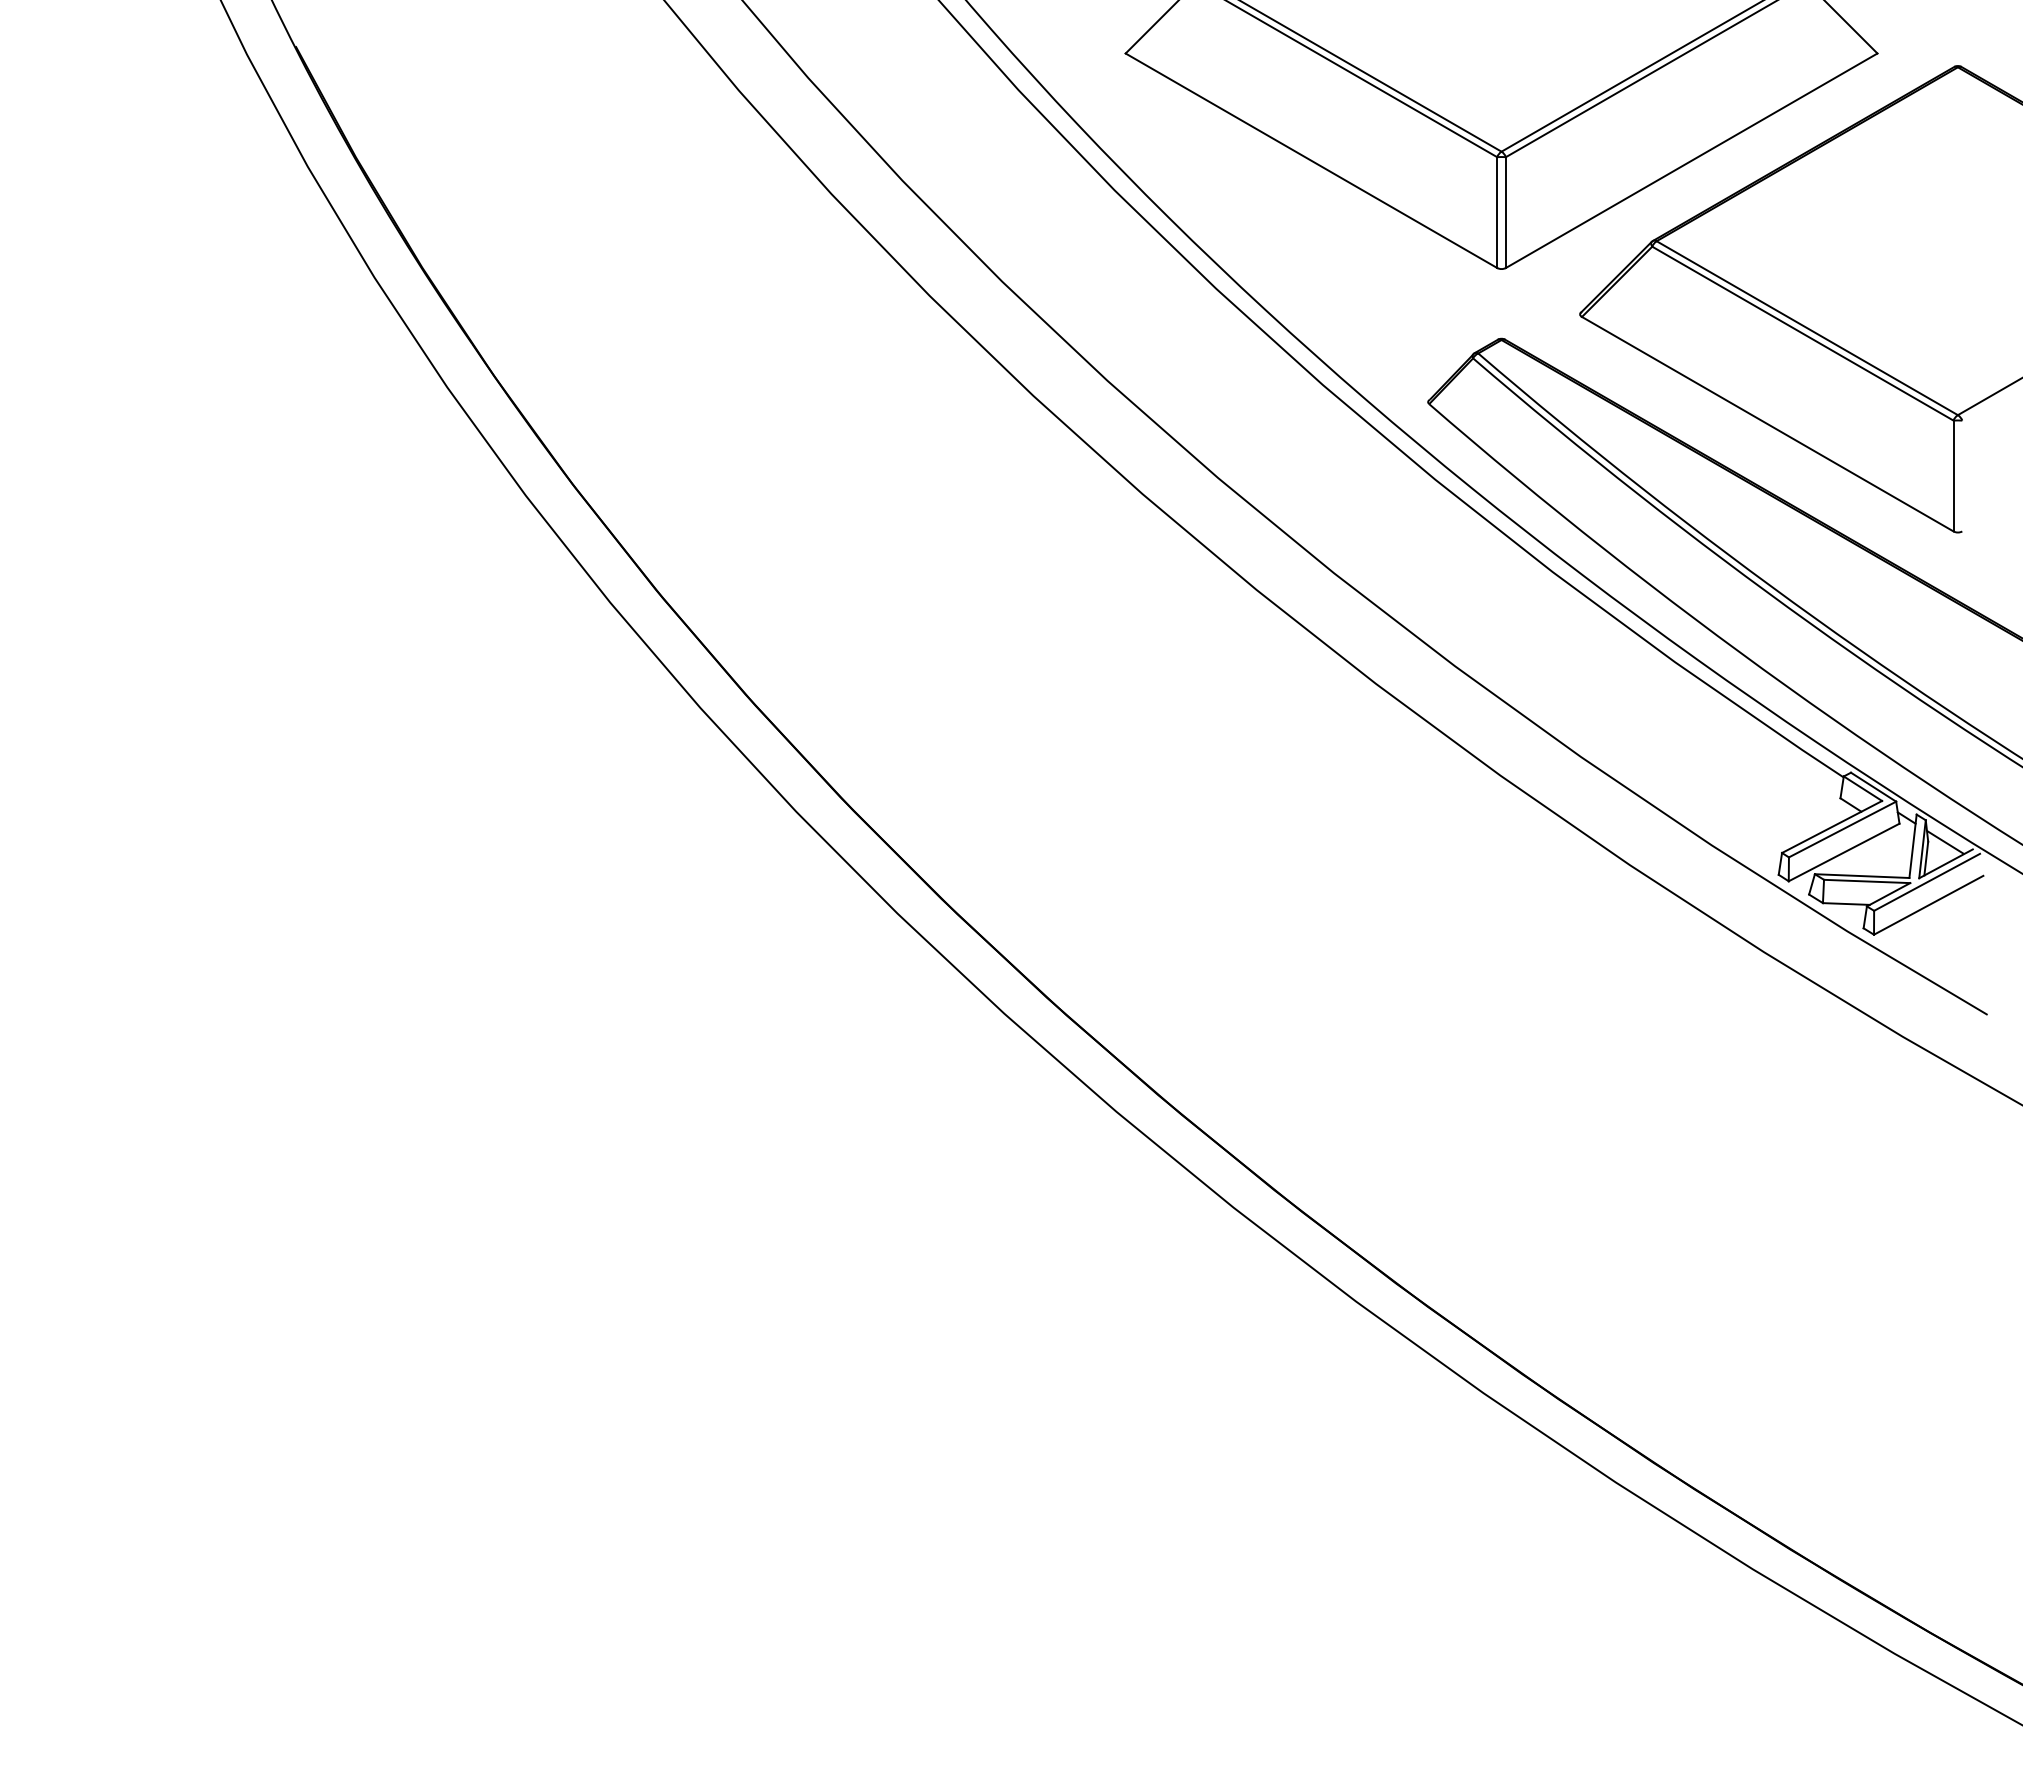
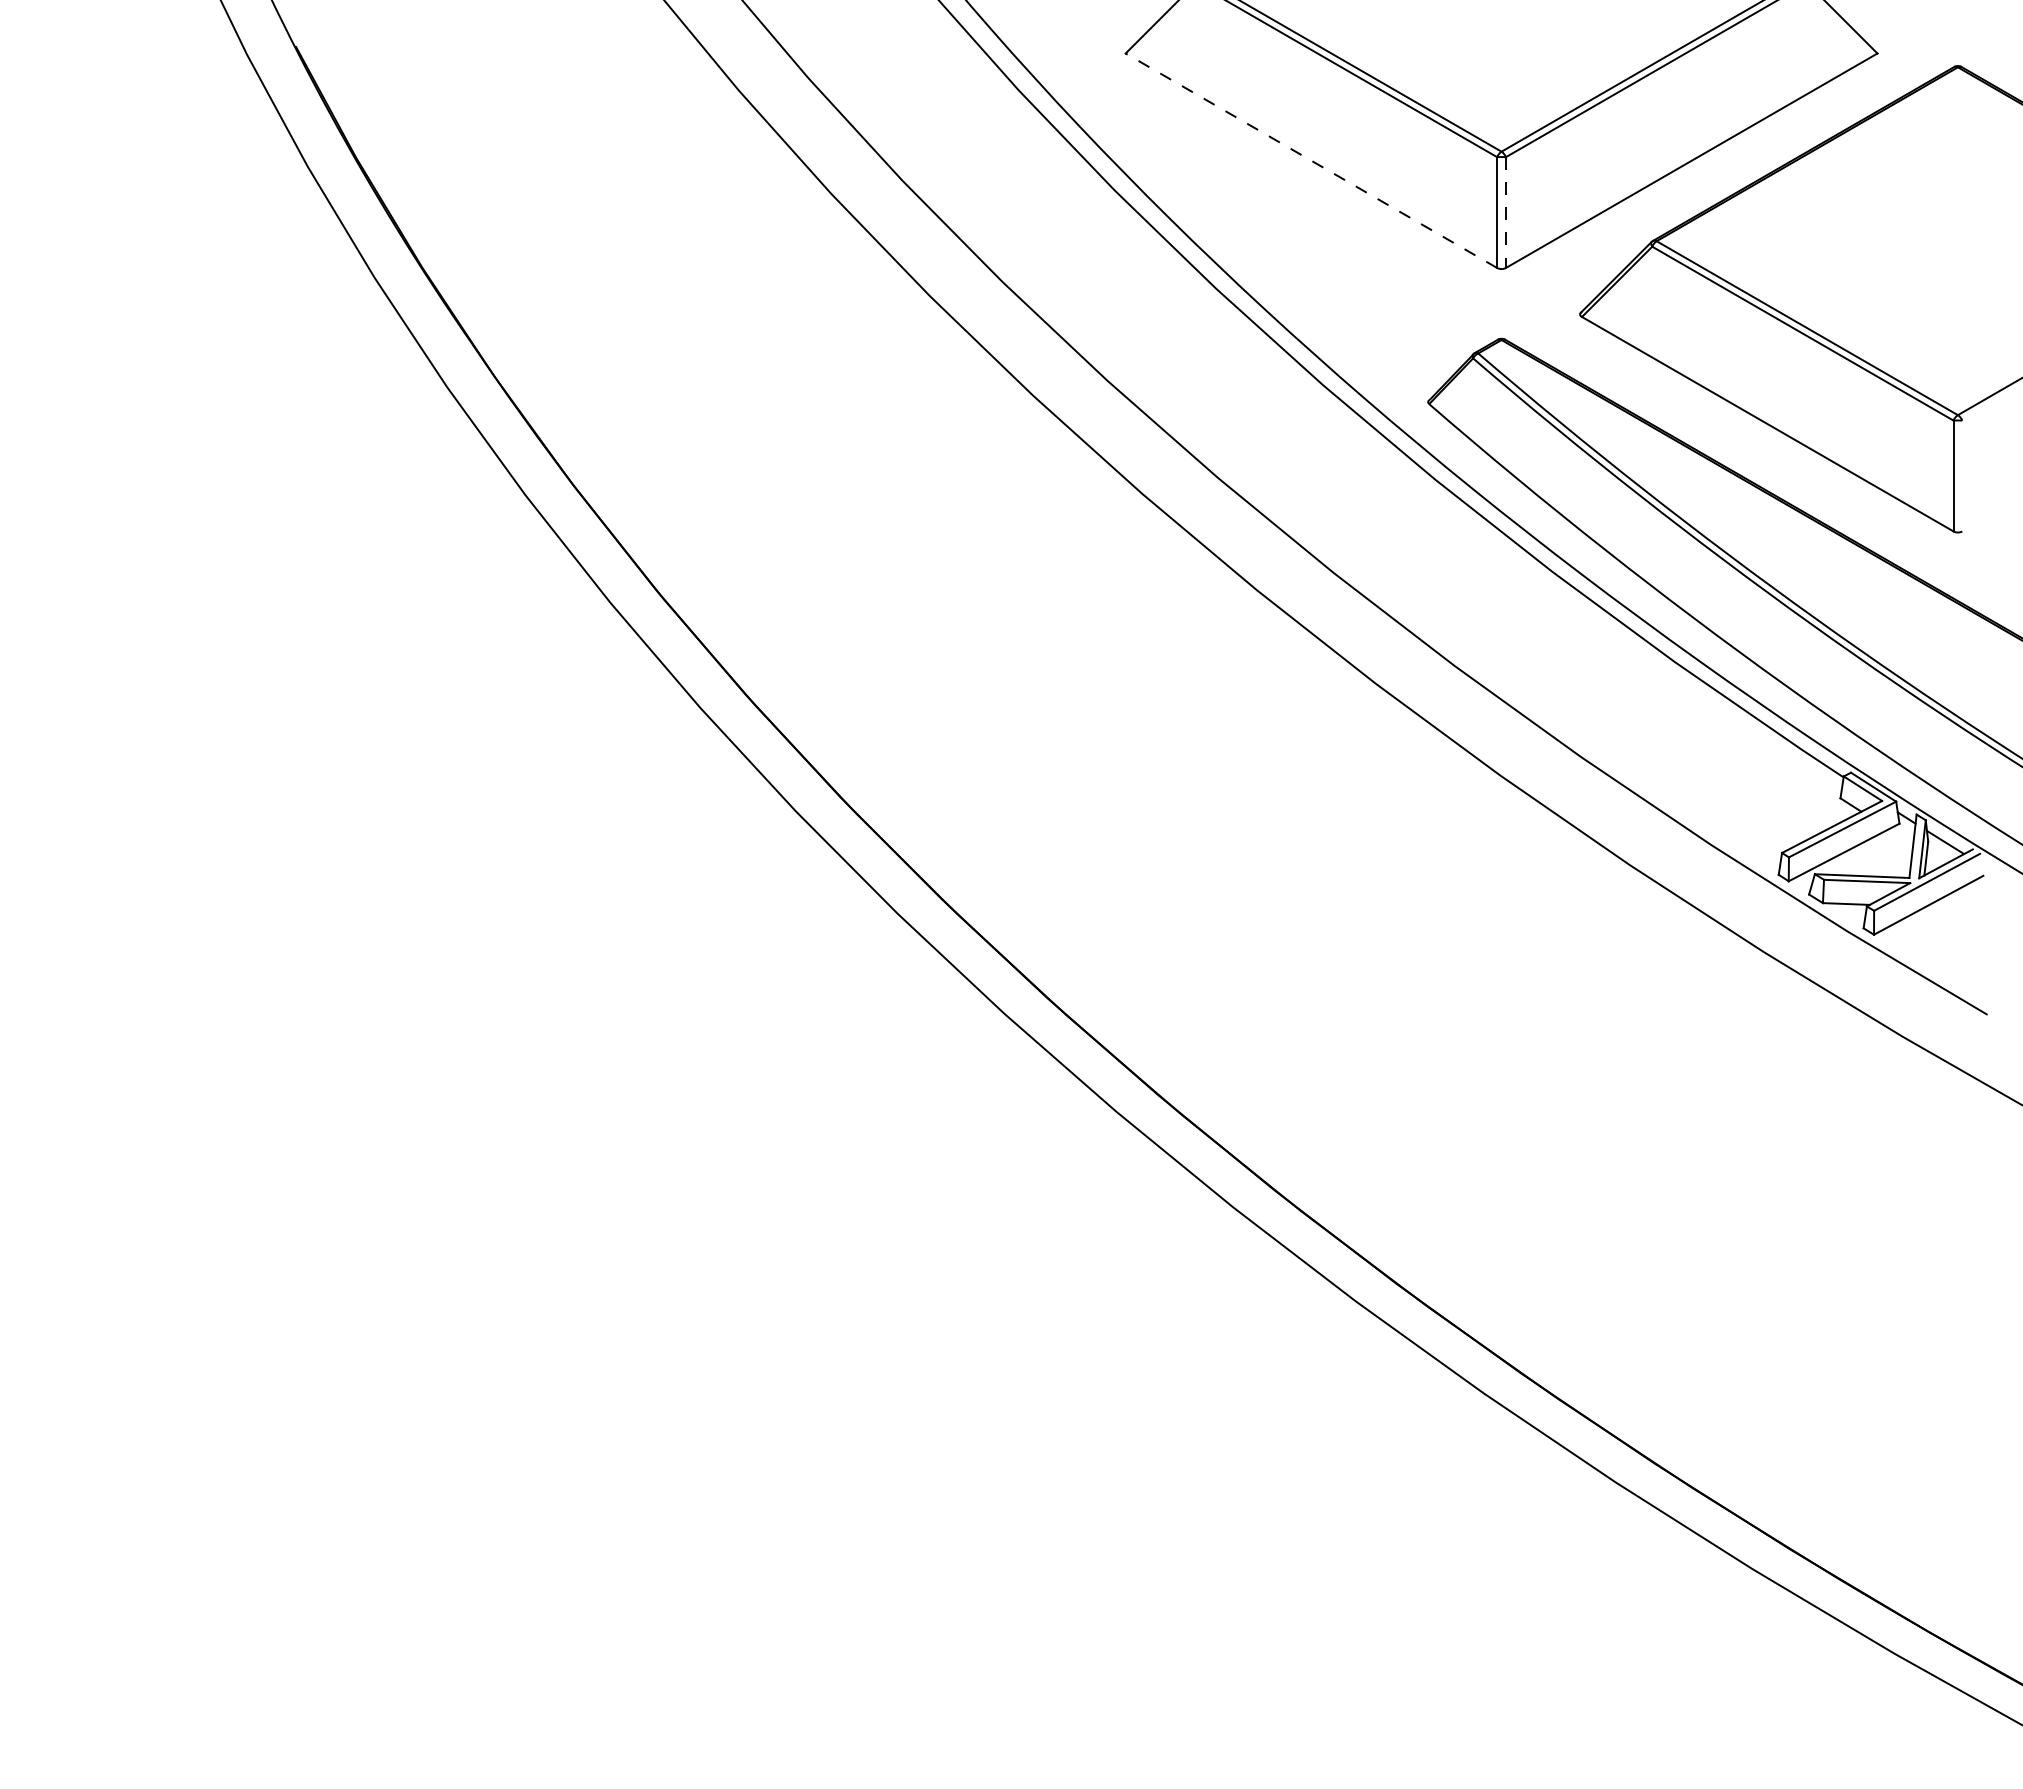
line: solid -> dashed (1310, 160)
line: solid -> dashed (1505, 213)
